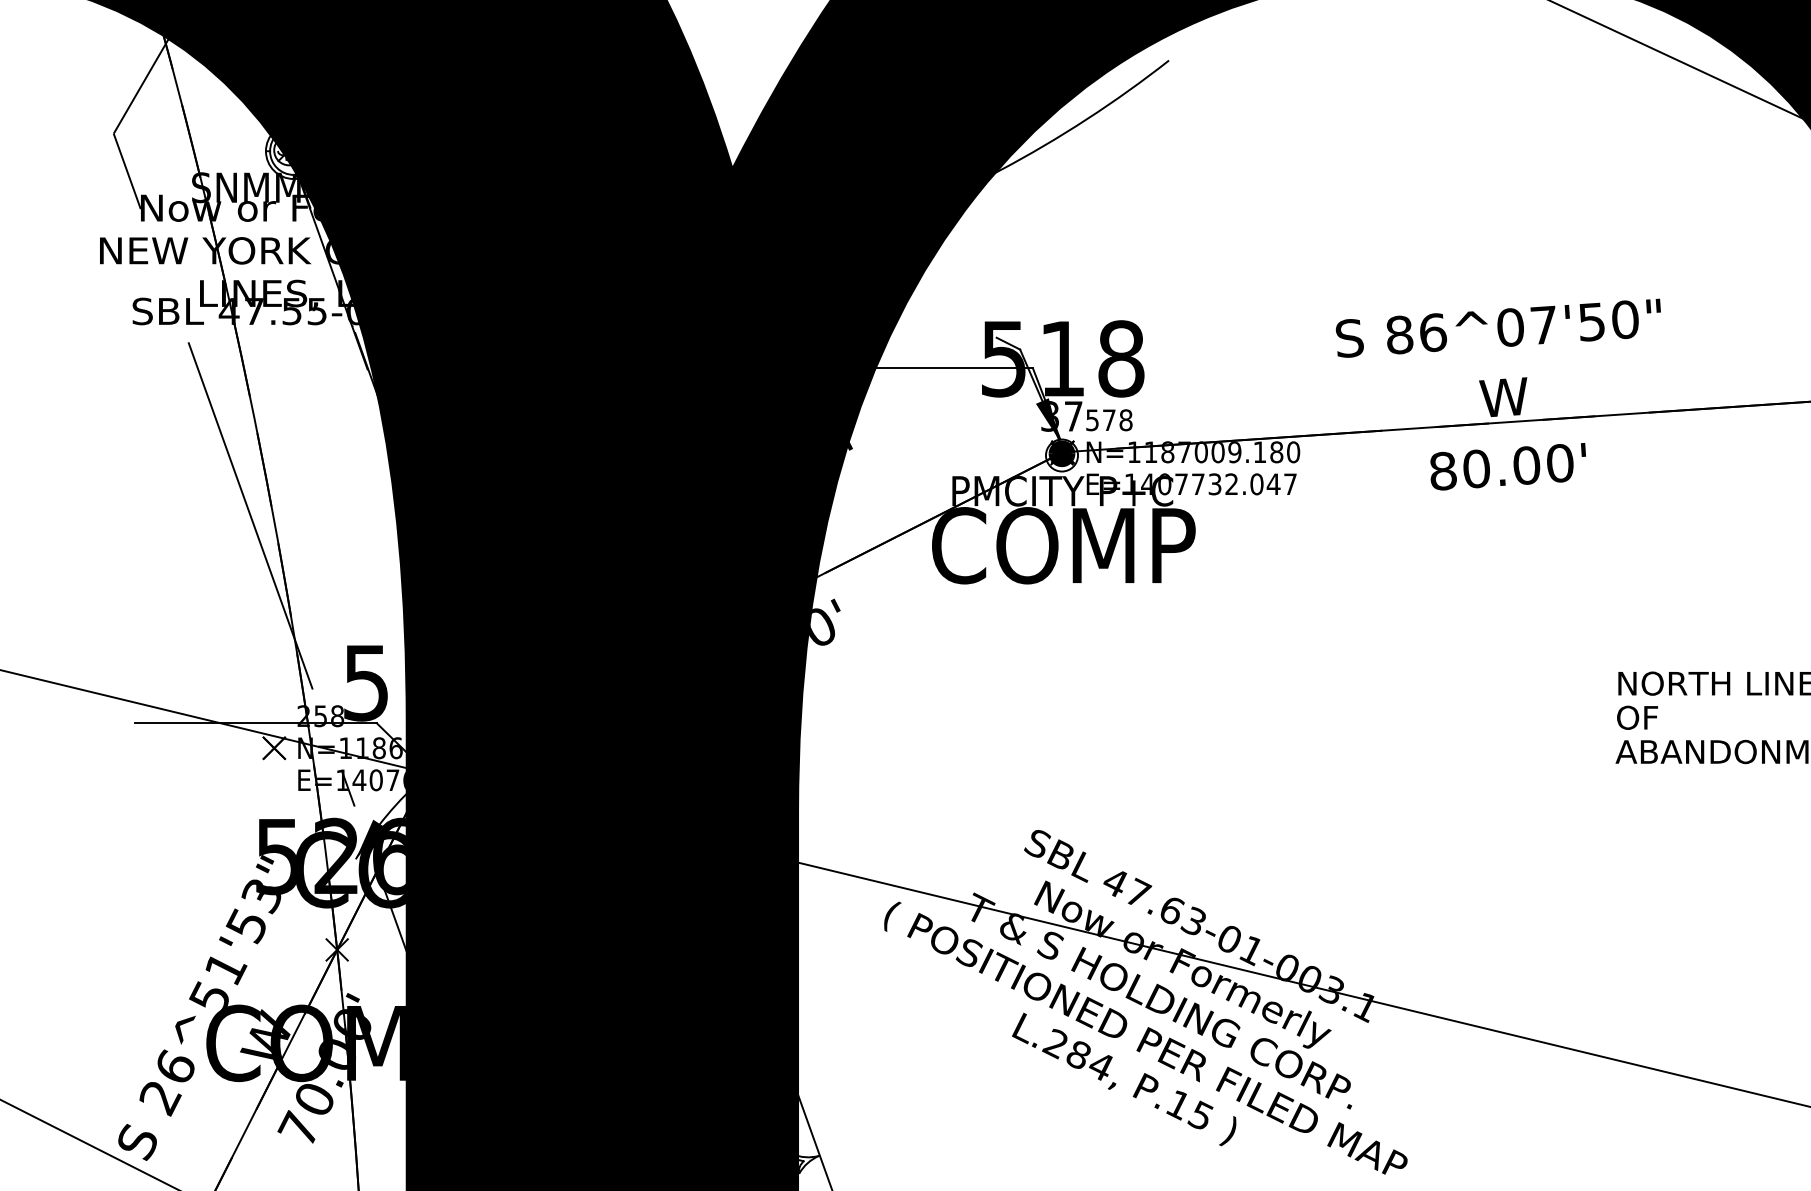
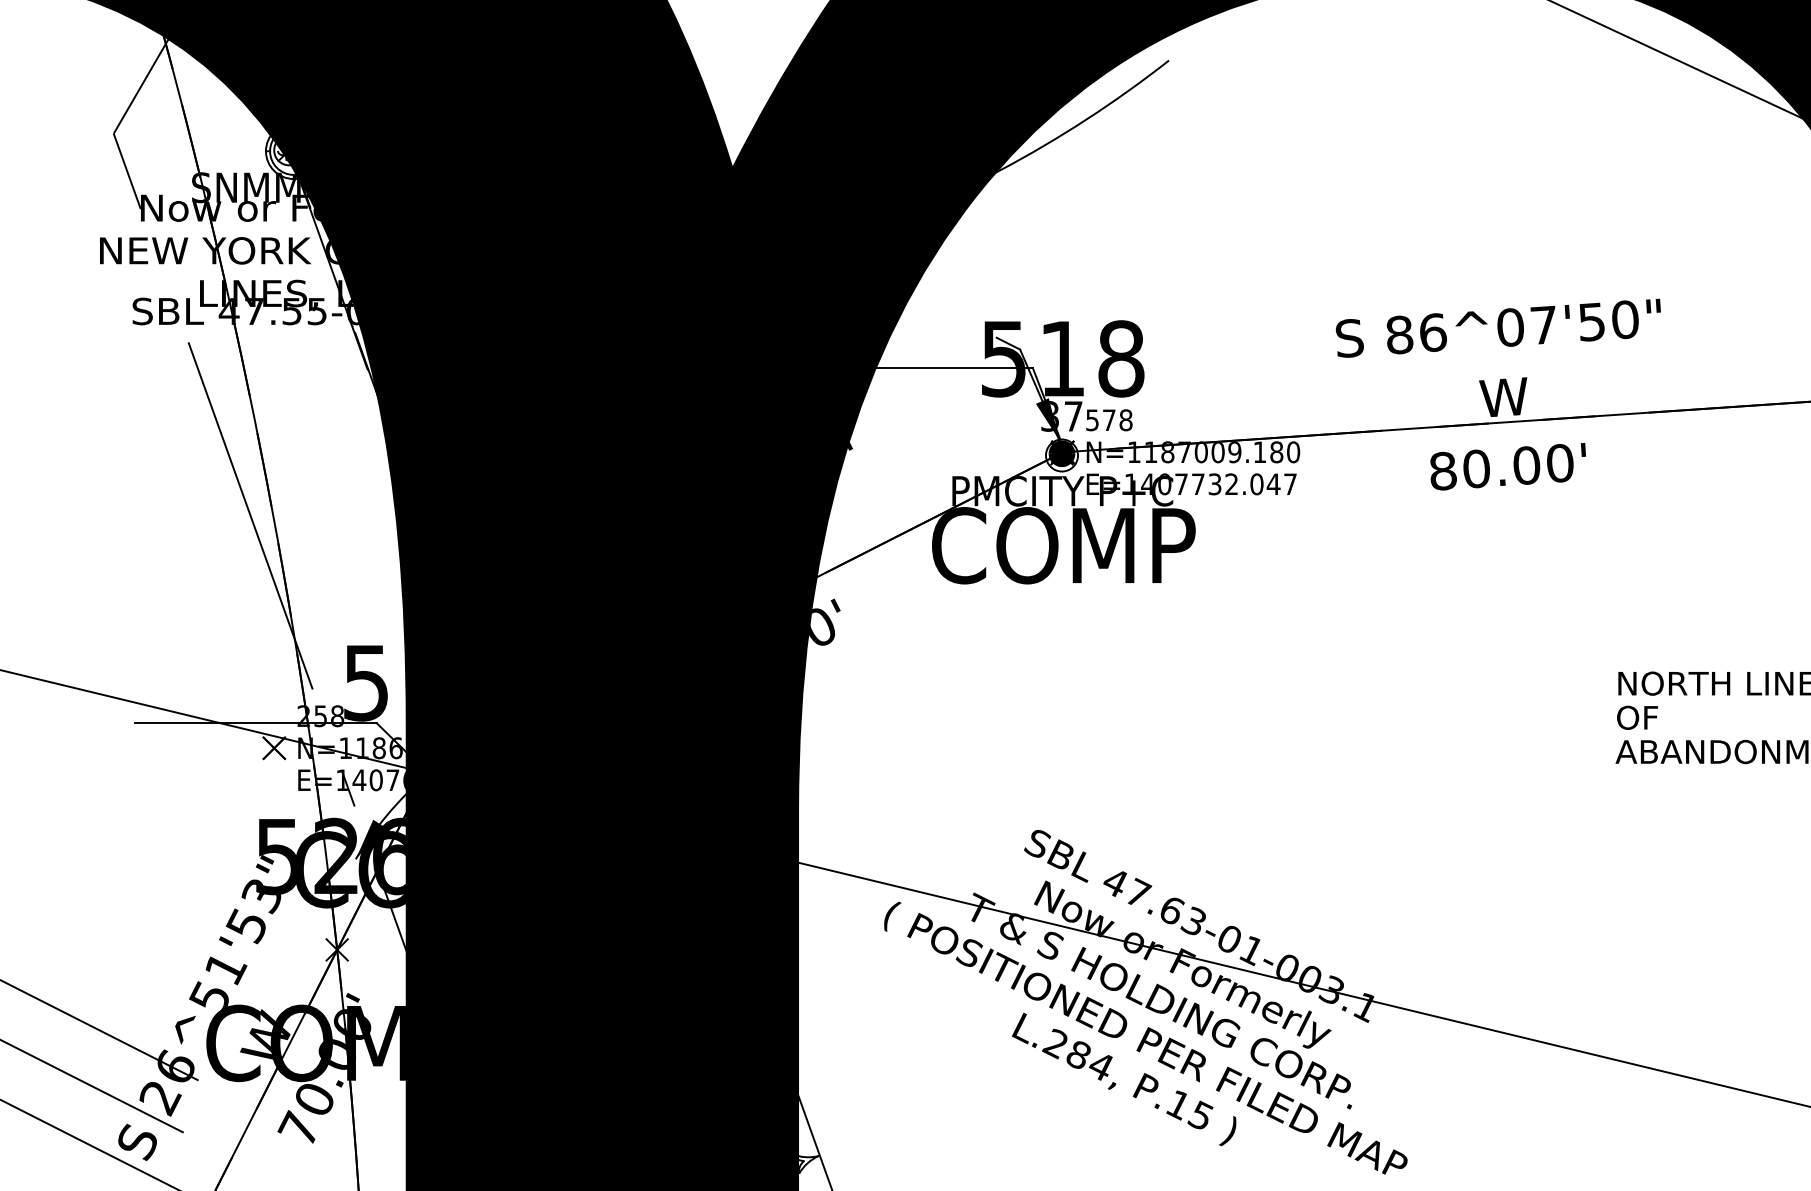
line: none -> present (100, 1030)
line: none -> present (92, 1086)
